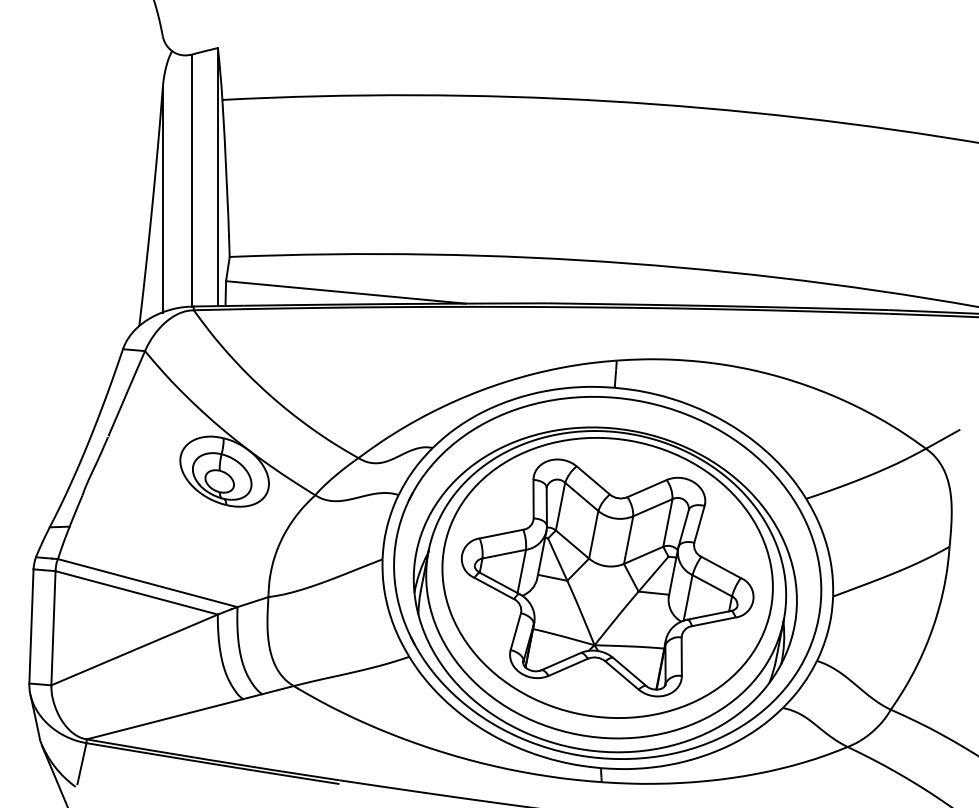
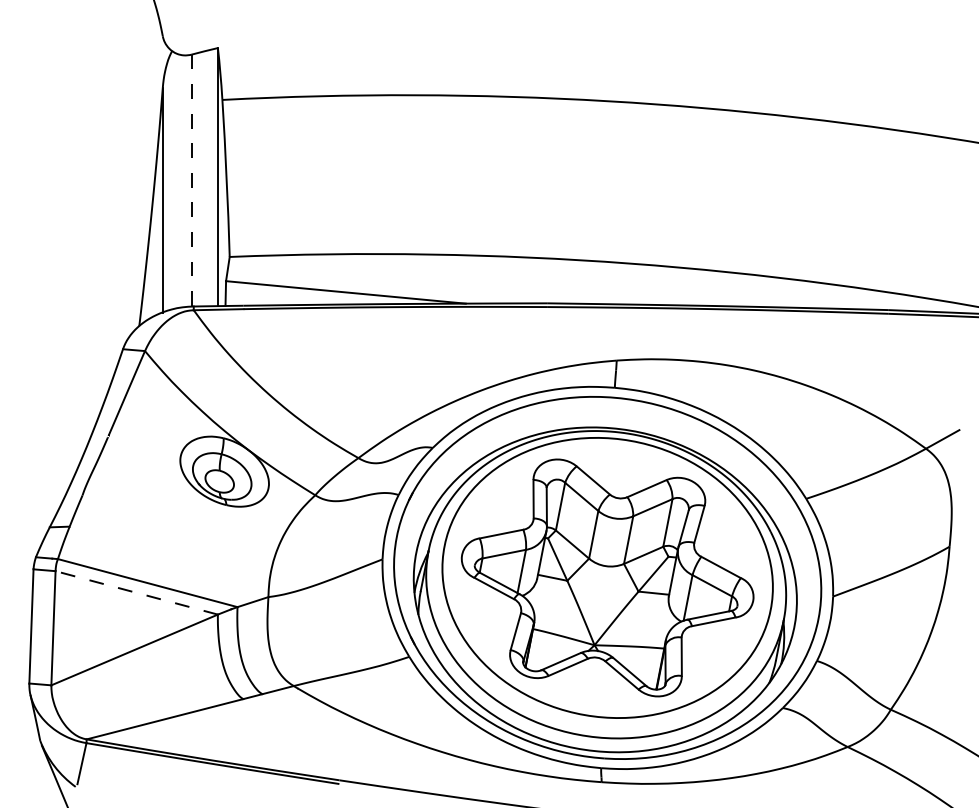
line: solid -> dashed (191, 181)
line: solid -> dashed (136, 592)
